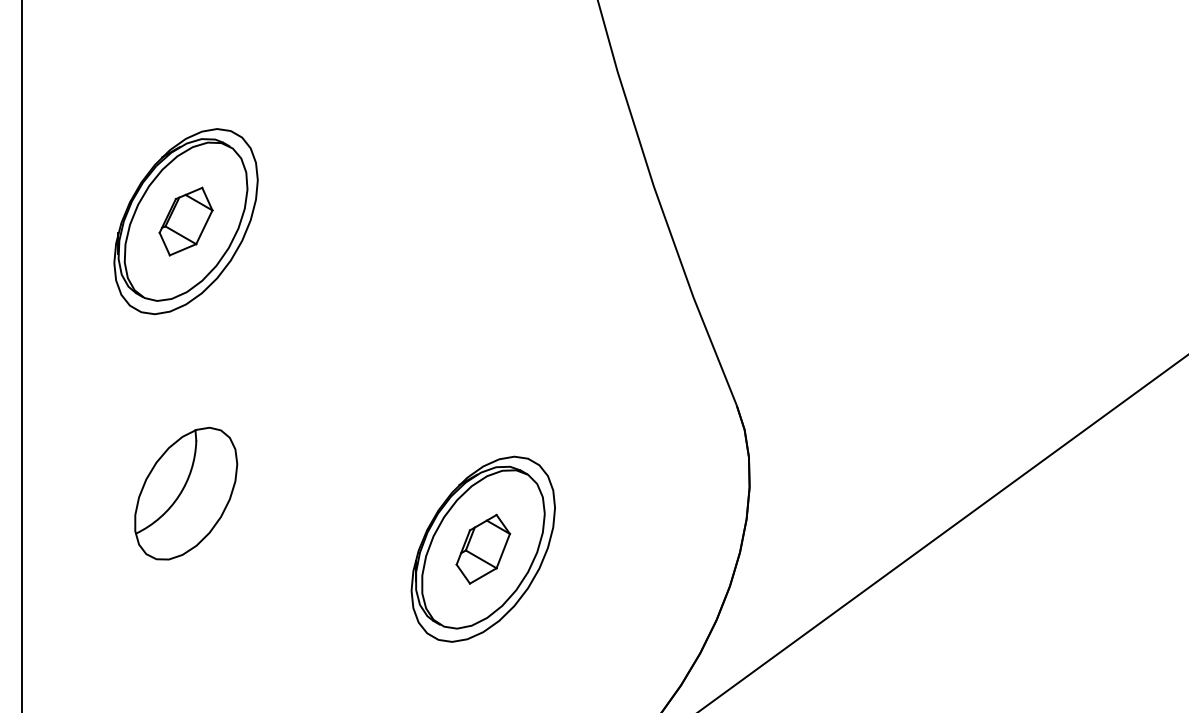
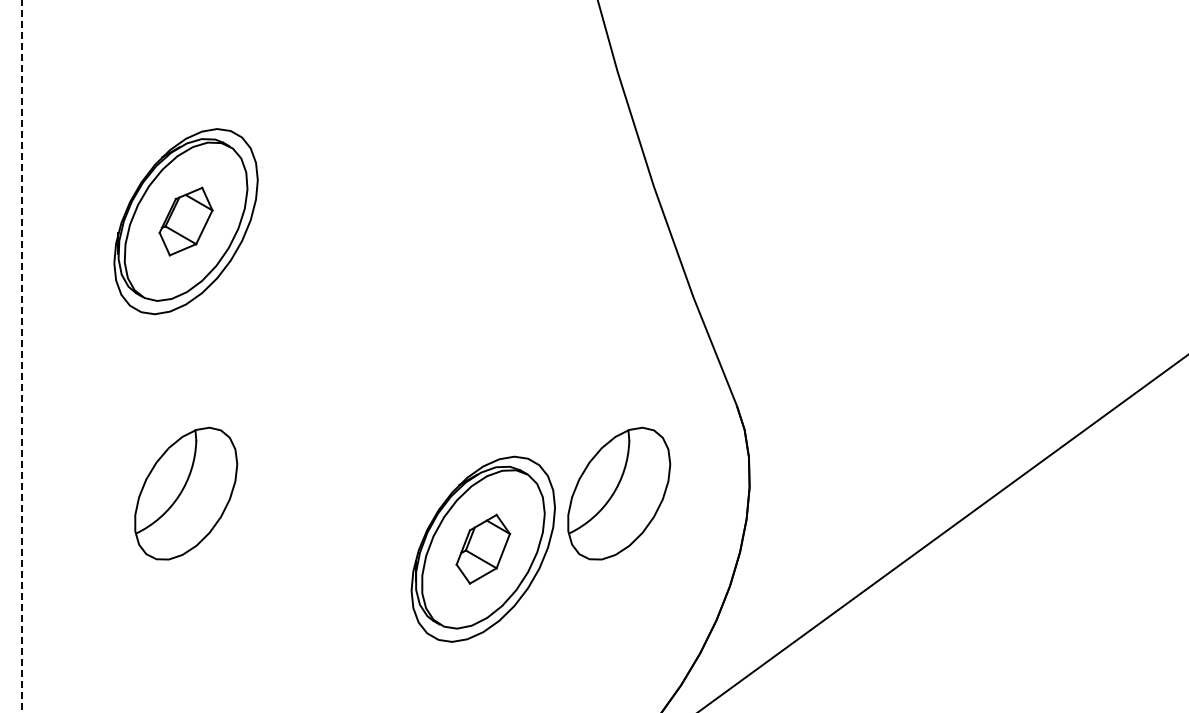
line: solid -> dashed (22, 356)
part: none -> present (619, 493)
